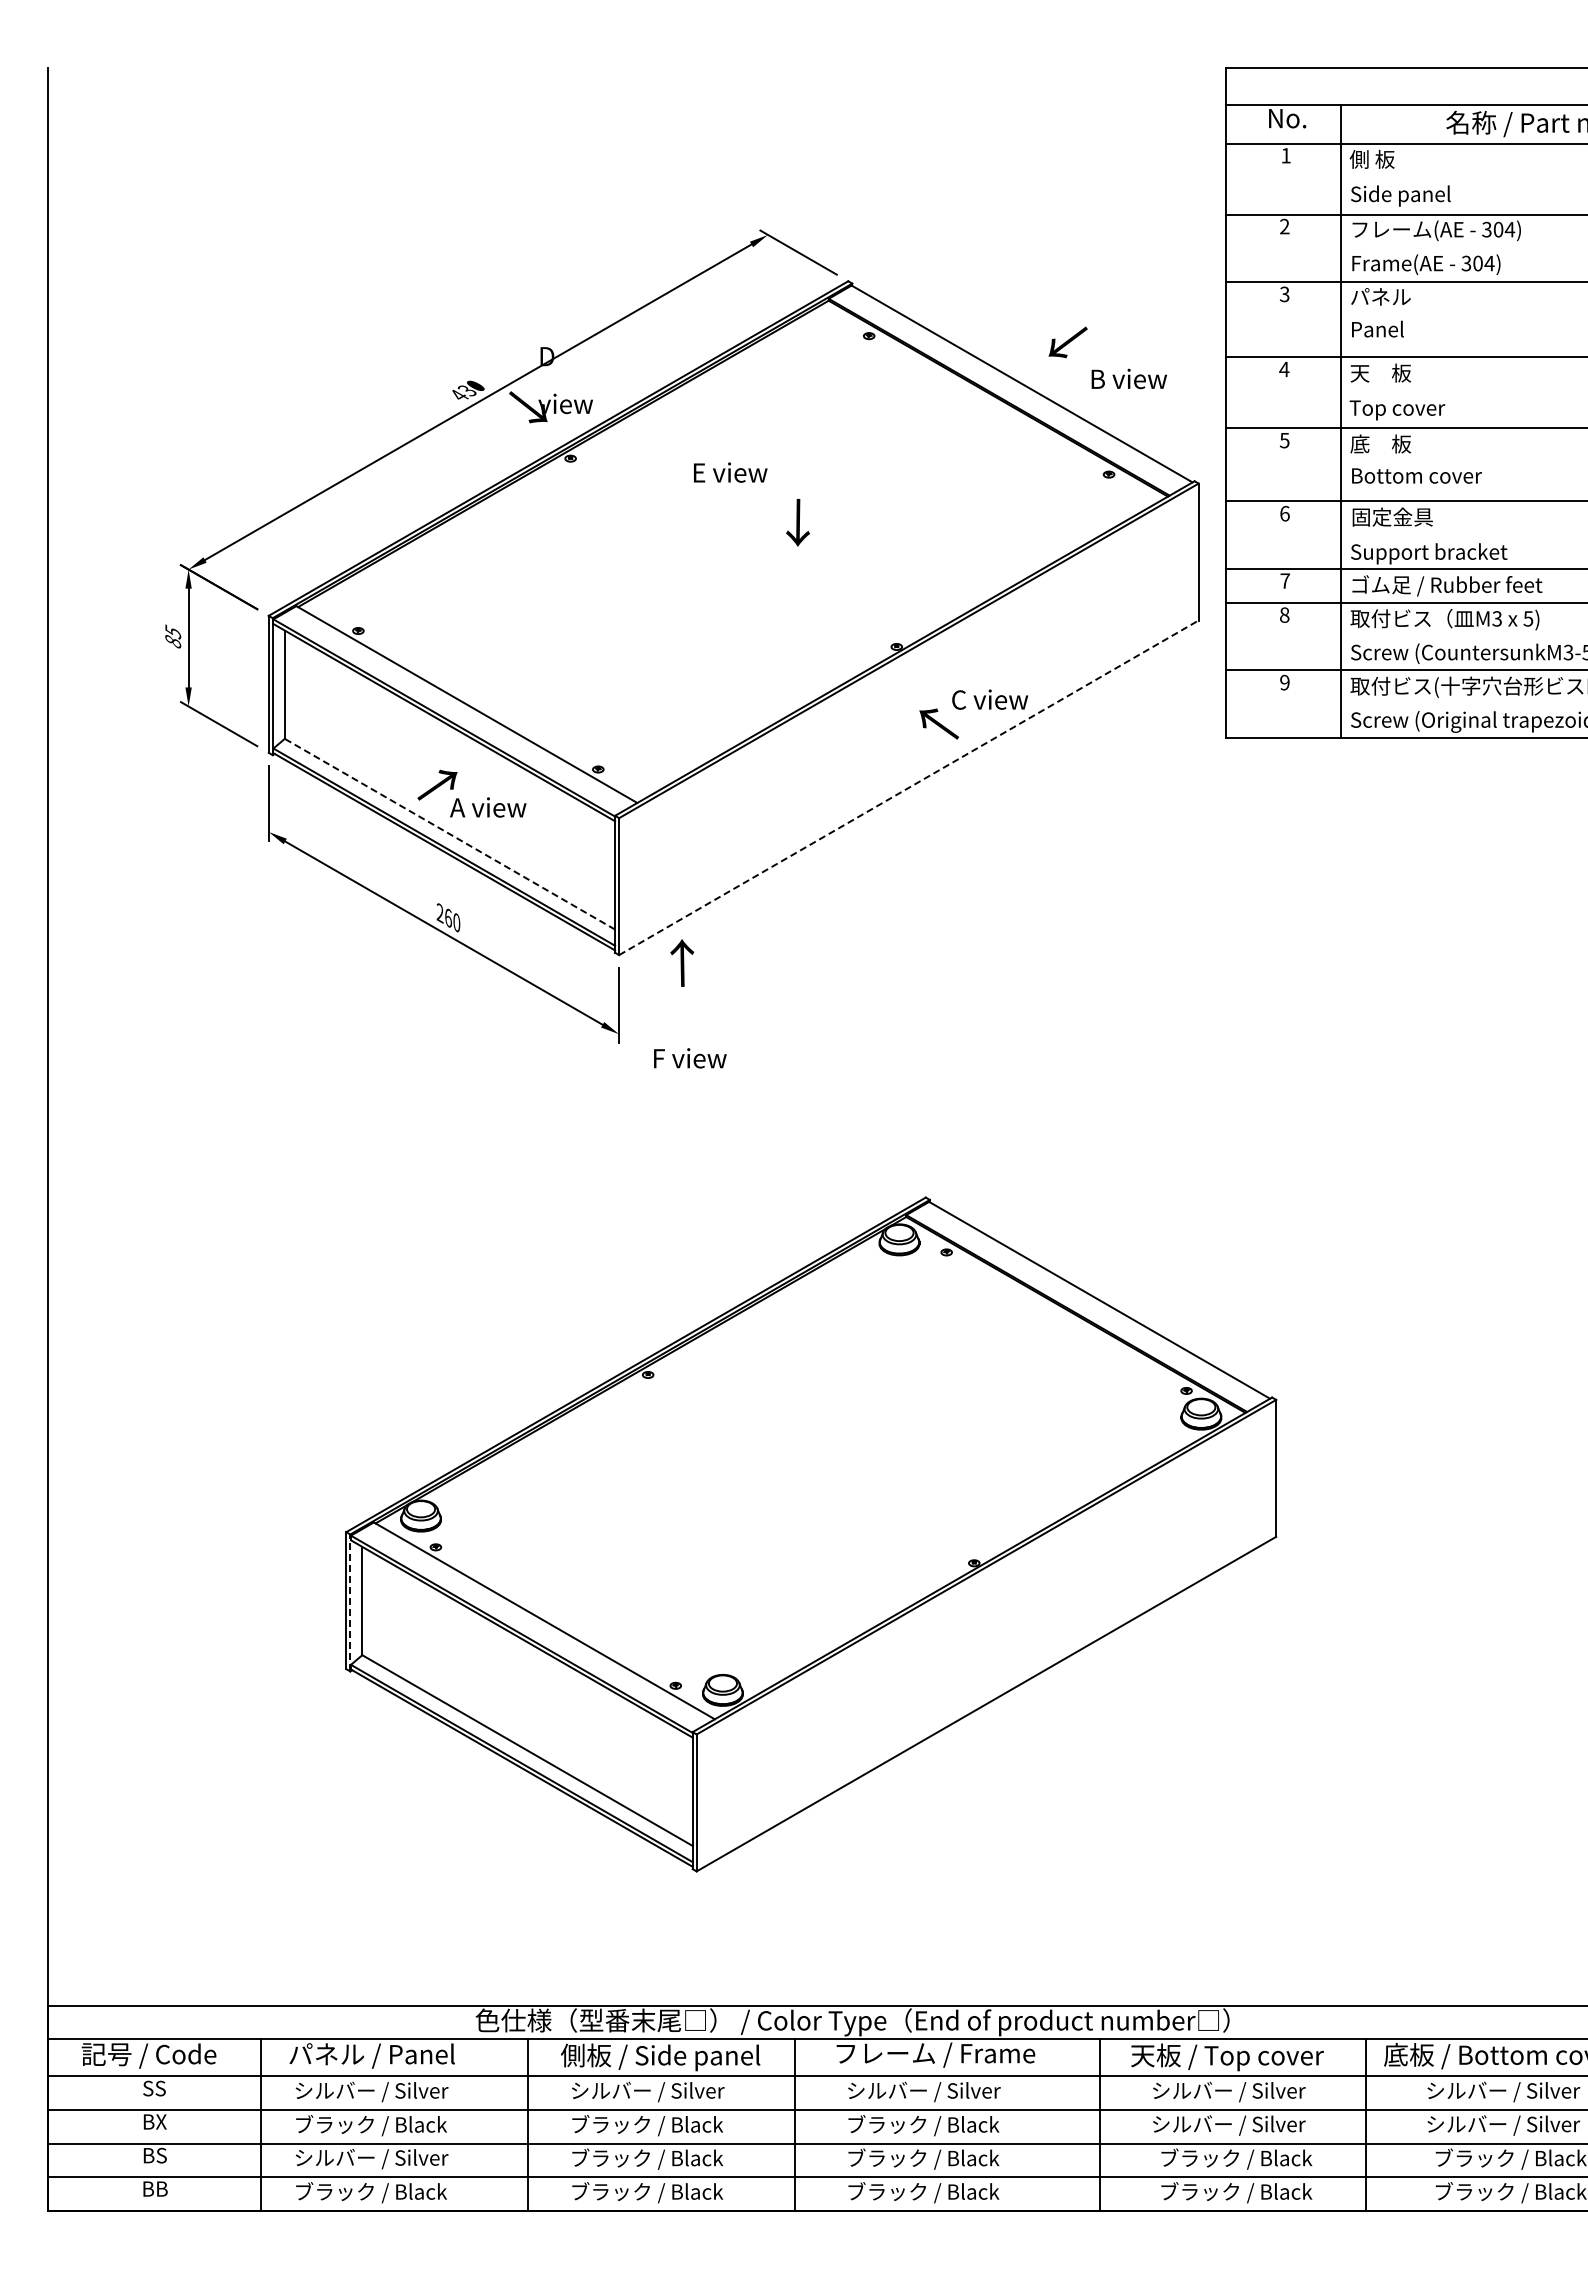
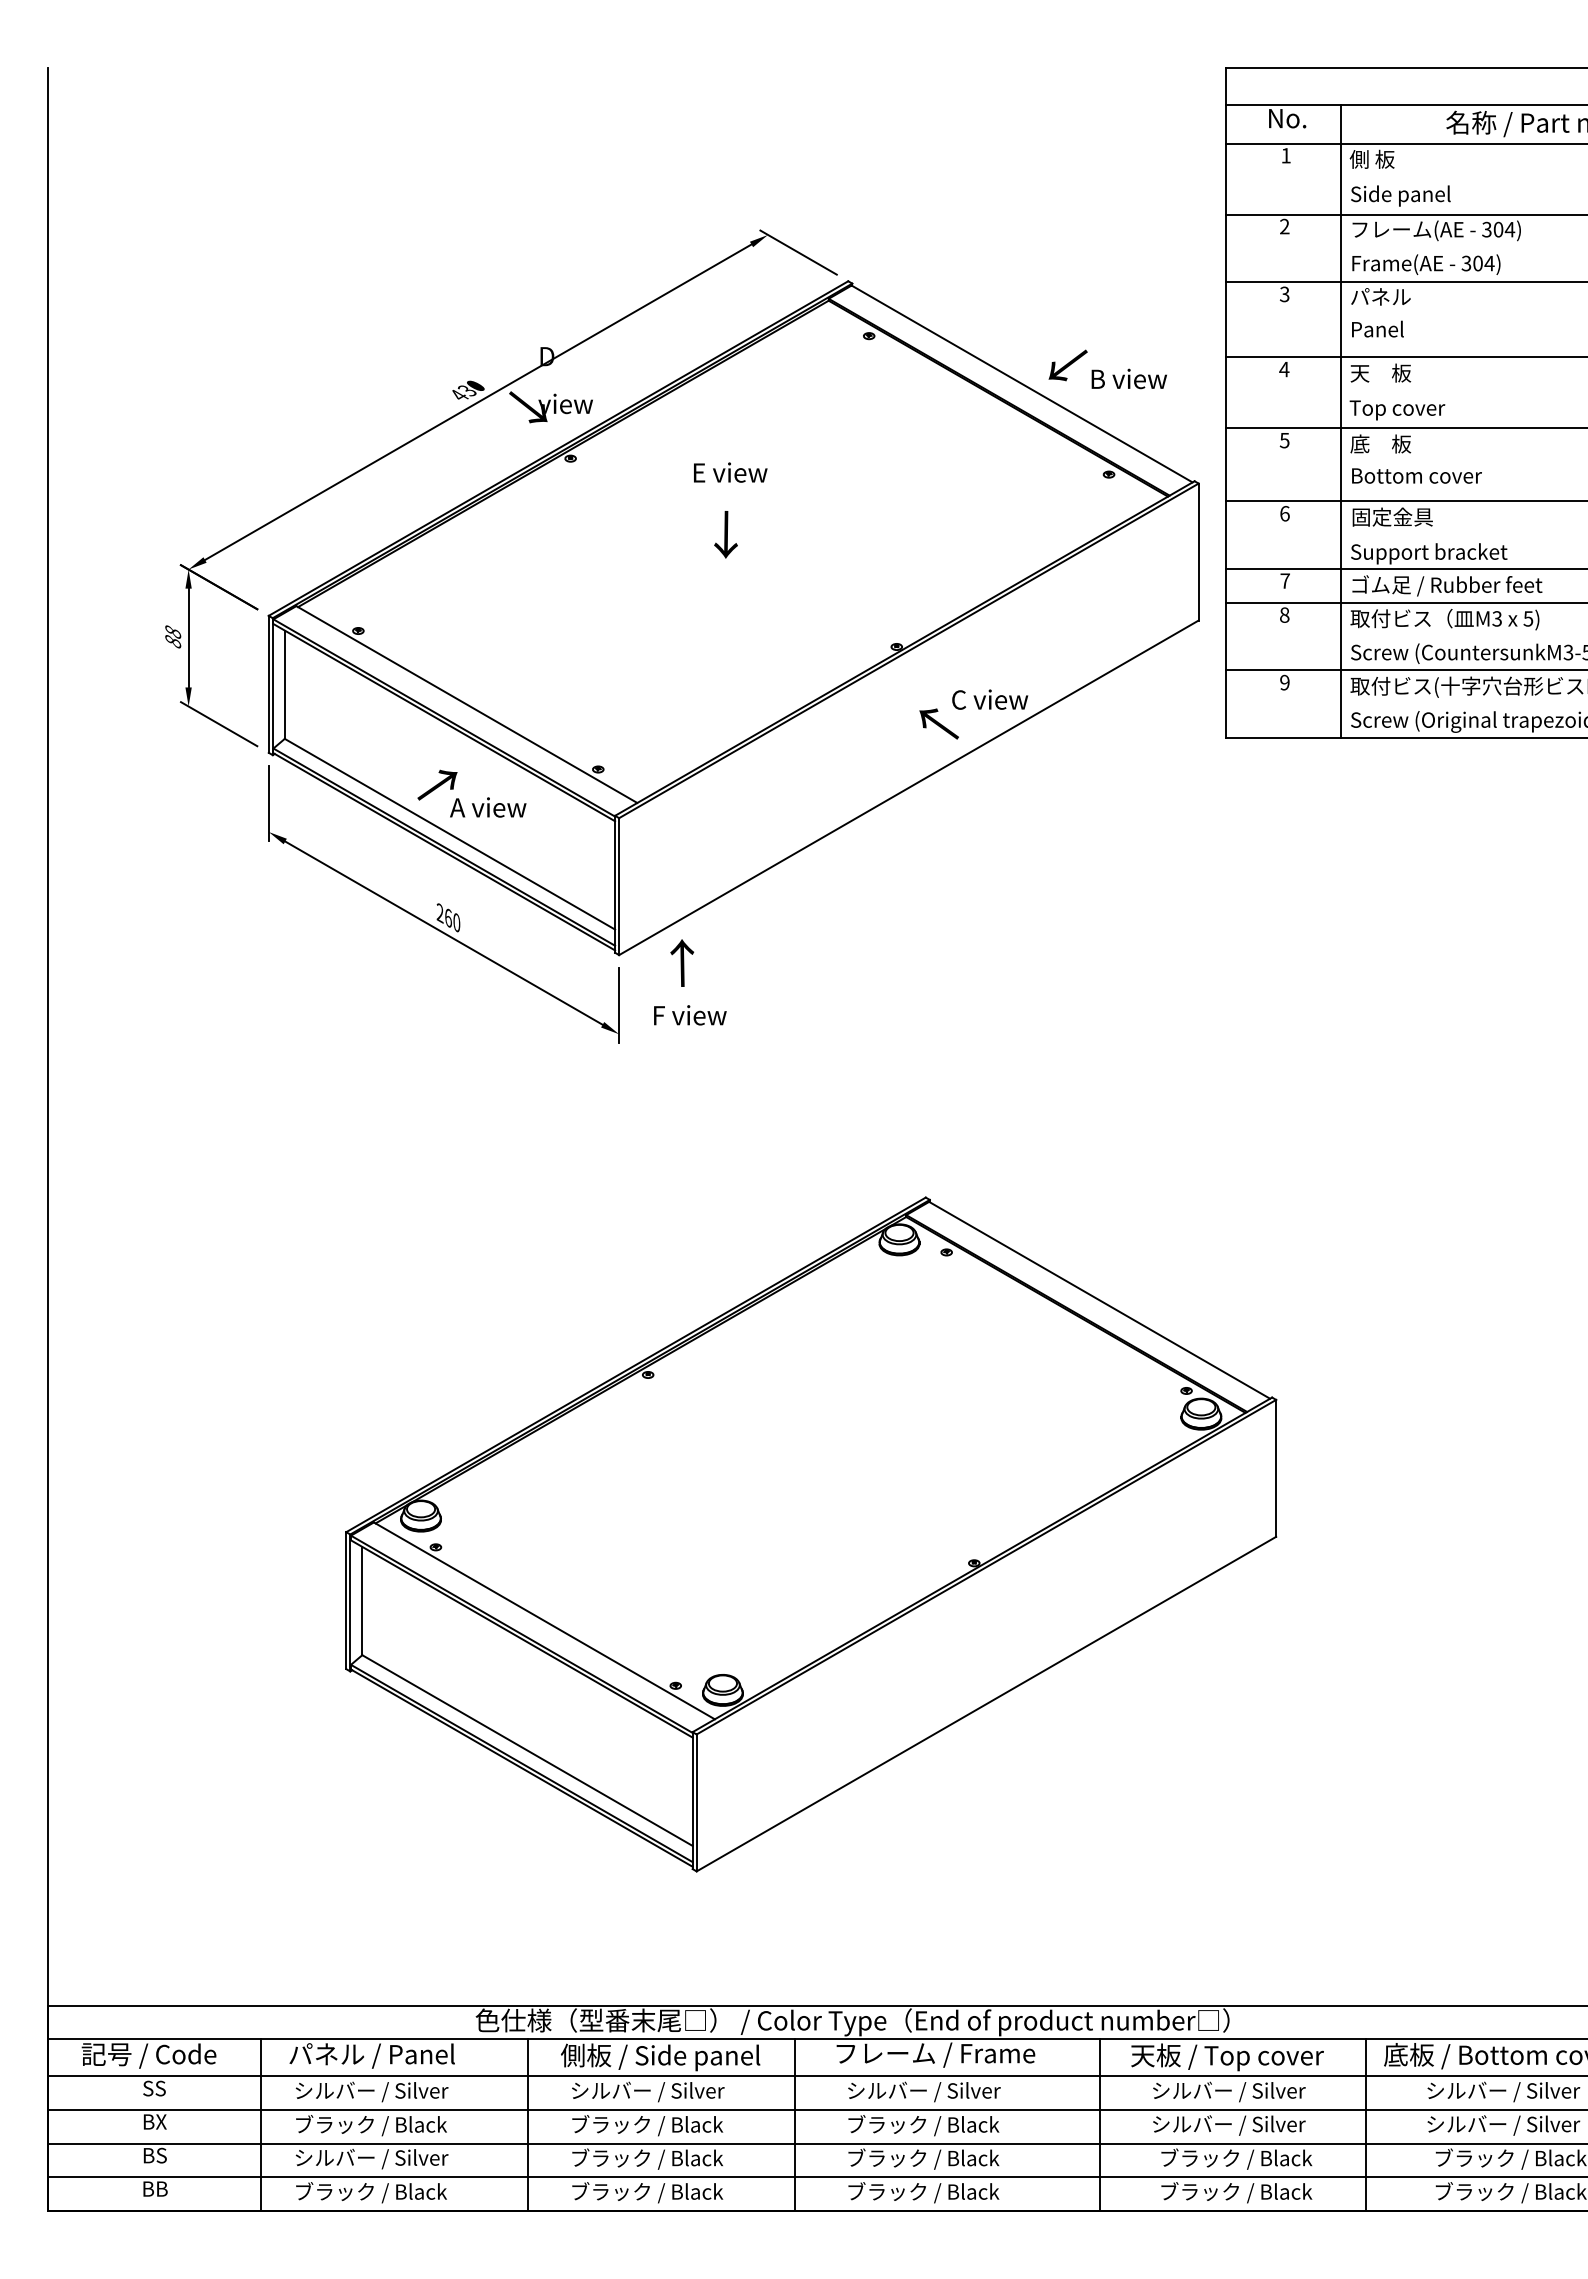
text position: (1067, 342) -> (1067, 365) (1067, 365)
text position: (797, 522) -> (725, 534) (725, 534)
text: 85 -> 88 (172, 631)
line: dashed -> solid (908, 787)
line: dashed -> solid (449, 834)
text position: (690, 1058) -> (690, 1015) (690, 1015)
line: dashed -> solid (350, 1602)
